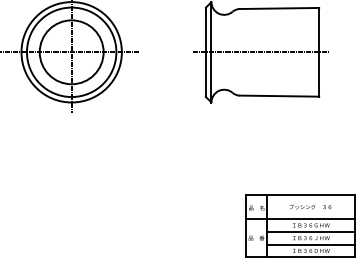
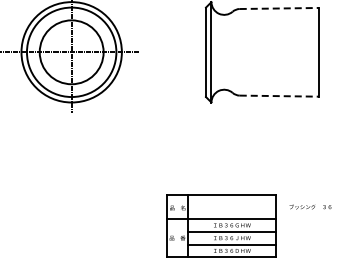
line: solid -> dashed (279, 8)
line: present -> none (261, 52)
line: solid -> dashed (279, 96)
part position: (300, 225) -> (221, 225) (221, 225)
